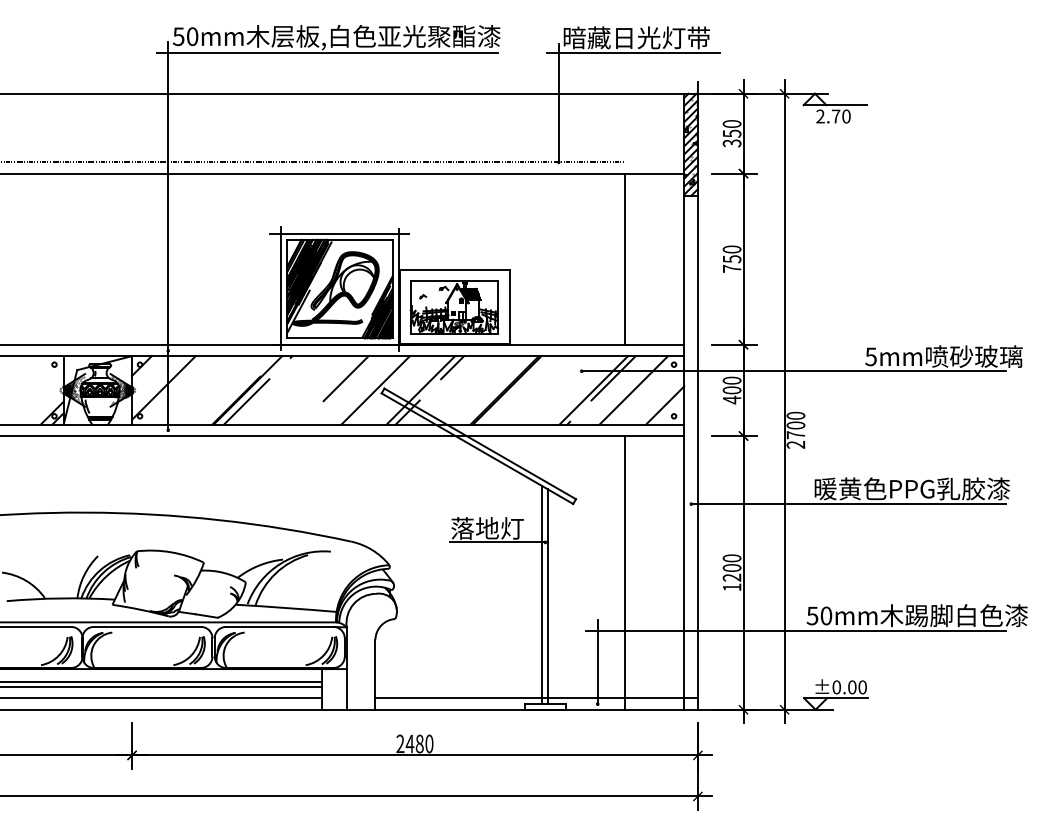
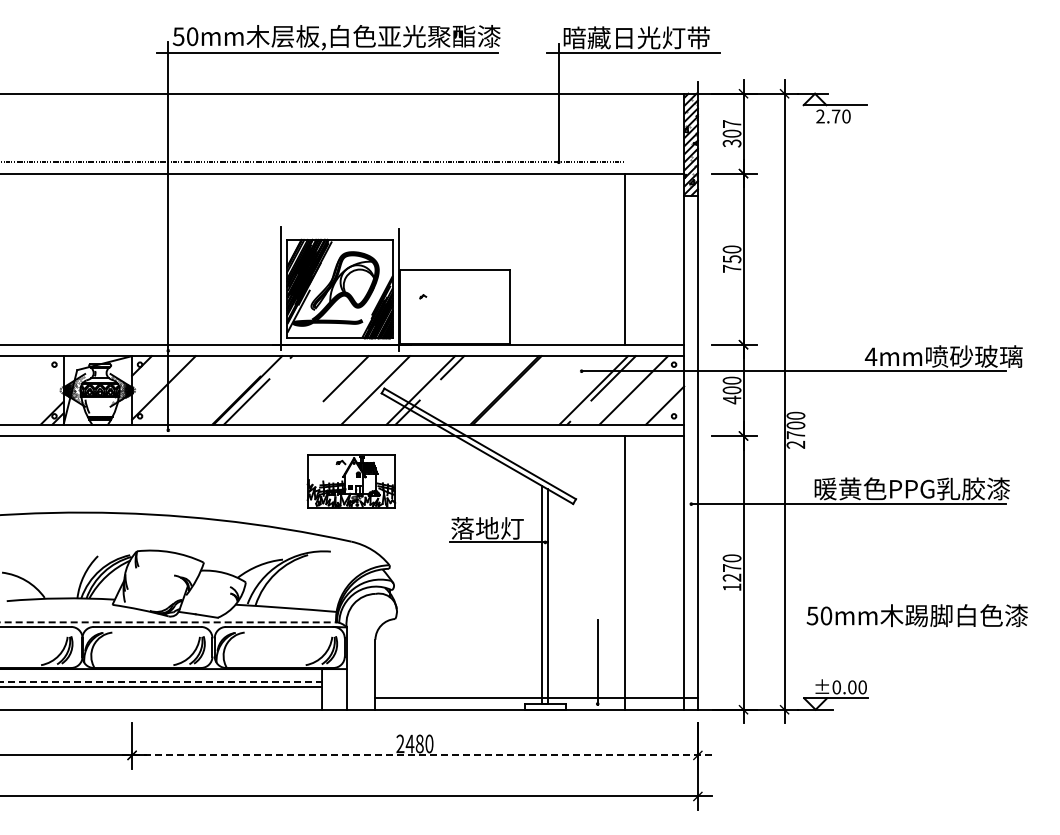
text: 350 -> 307 (731, 128)
line: present -> none (339, 233)
part position: (454, 307) -> (351, 481) (351, 481)
text: 5mm -> 4mm (870, 356)
text: 1200 -> 1270 (731, 567)
line: solid -> dashed (169, 622)
line: present -> none (796, 631)
line: solid -> dashed (161, 682)
line: present -> none (162, 698)
line: solid -> dashed (414, 755)
